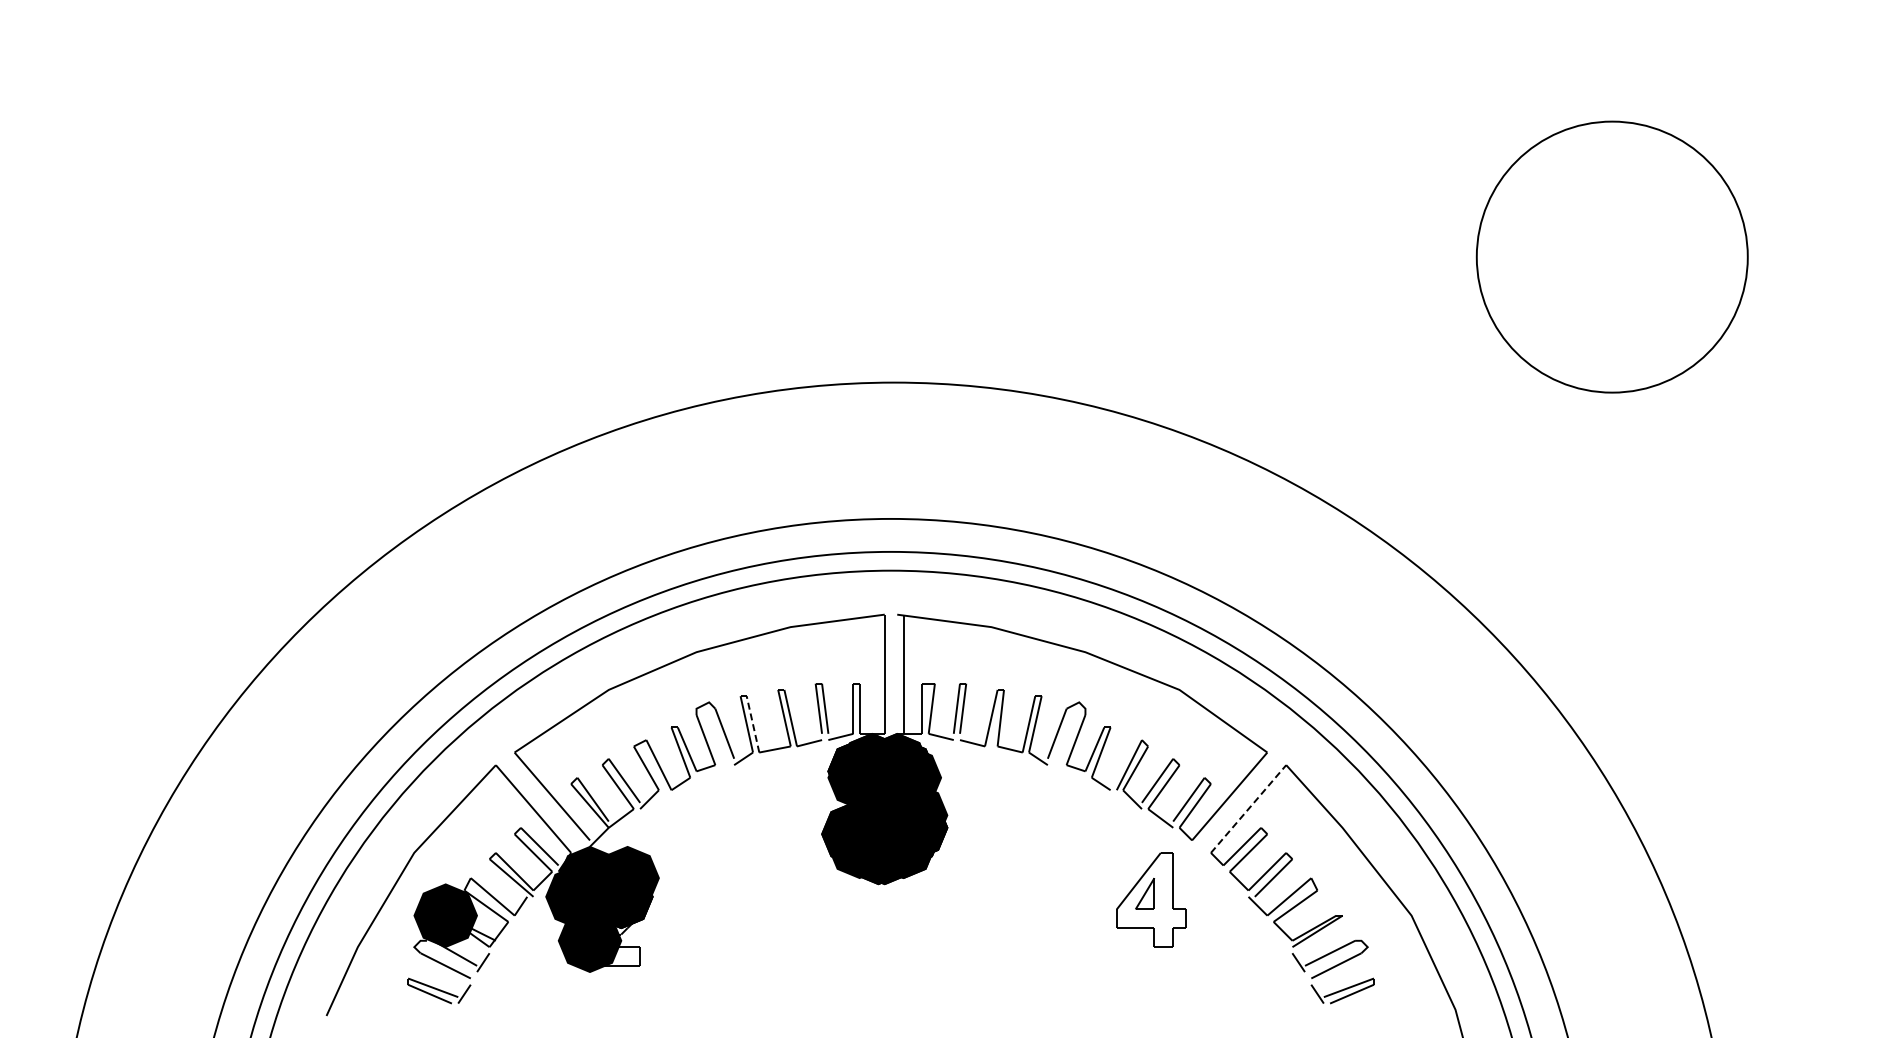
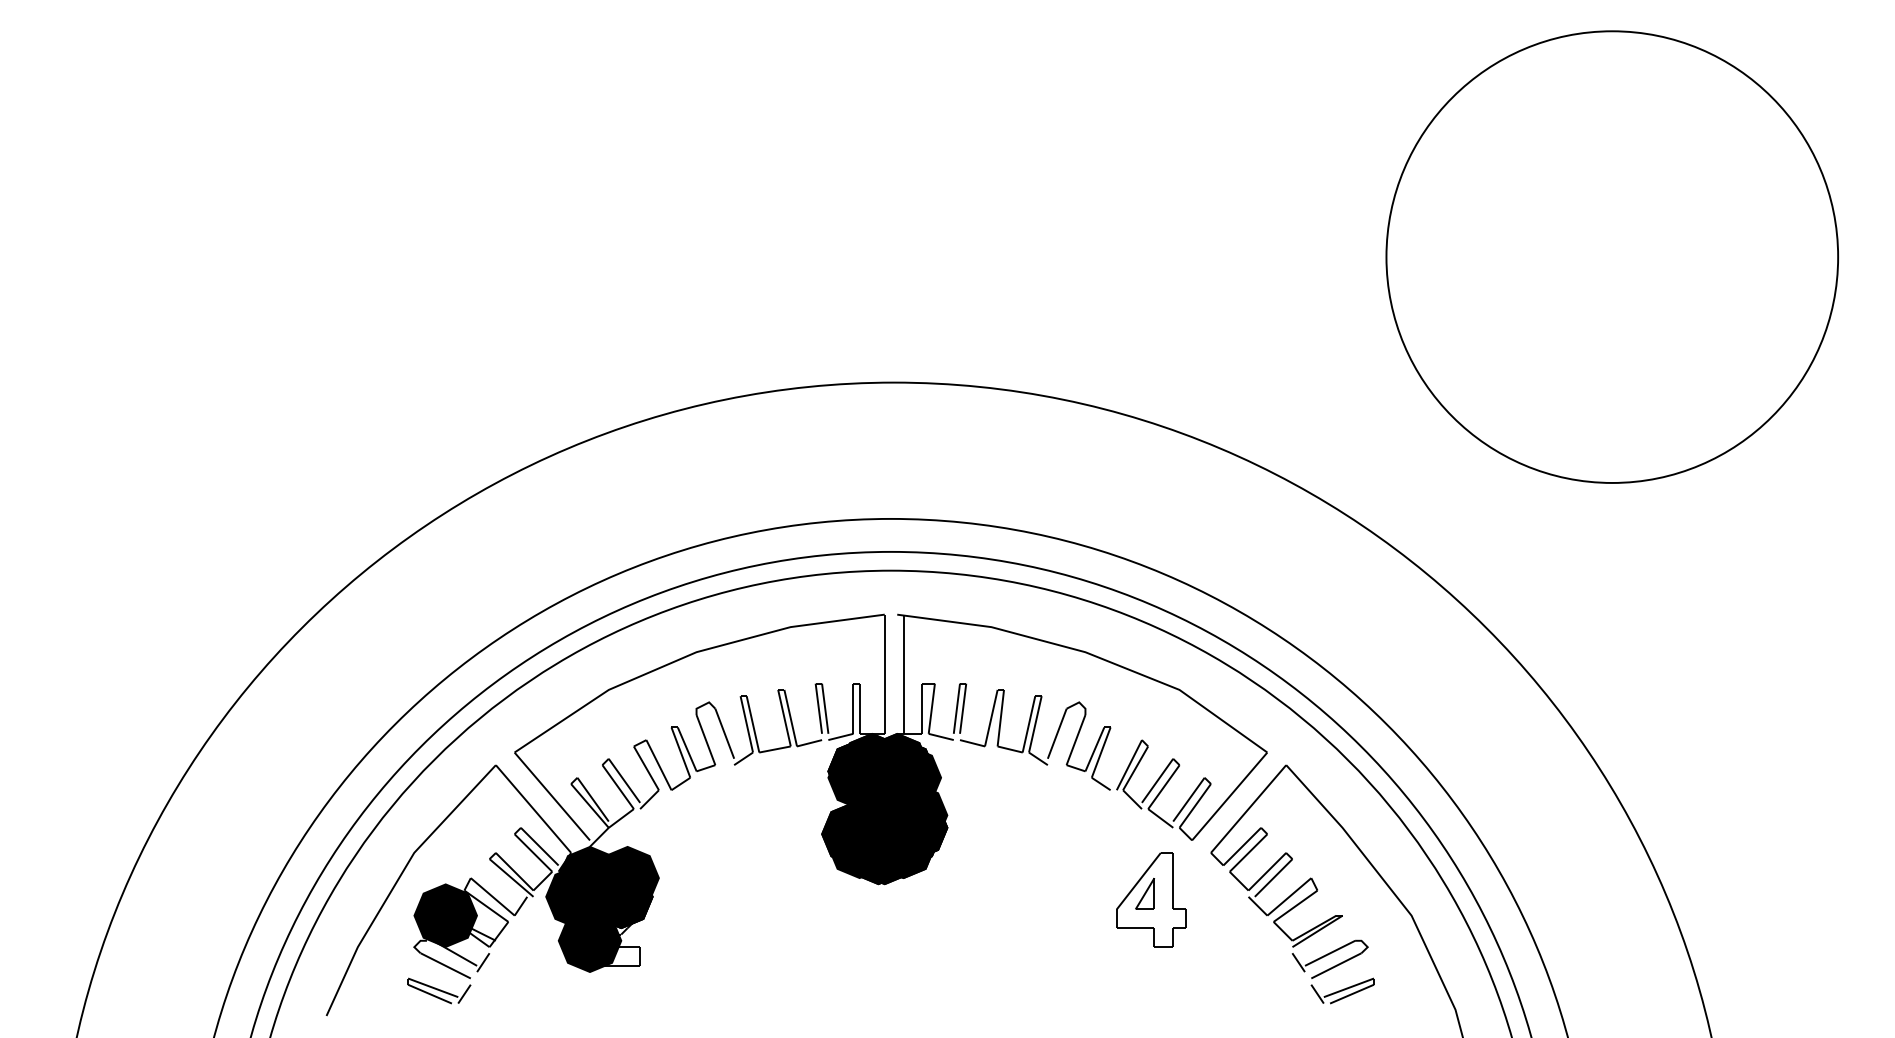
circle diameter: 271 px -> 452 px (1612, 256)
line: dashed -> solid (753, 724)
line: dashed -> solid (1248, 809)
